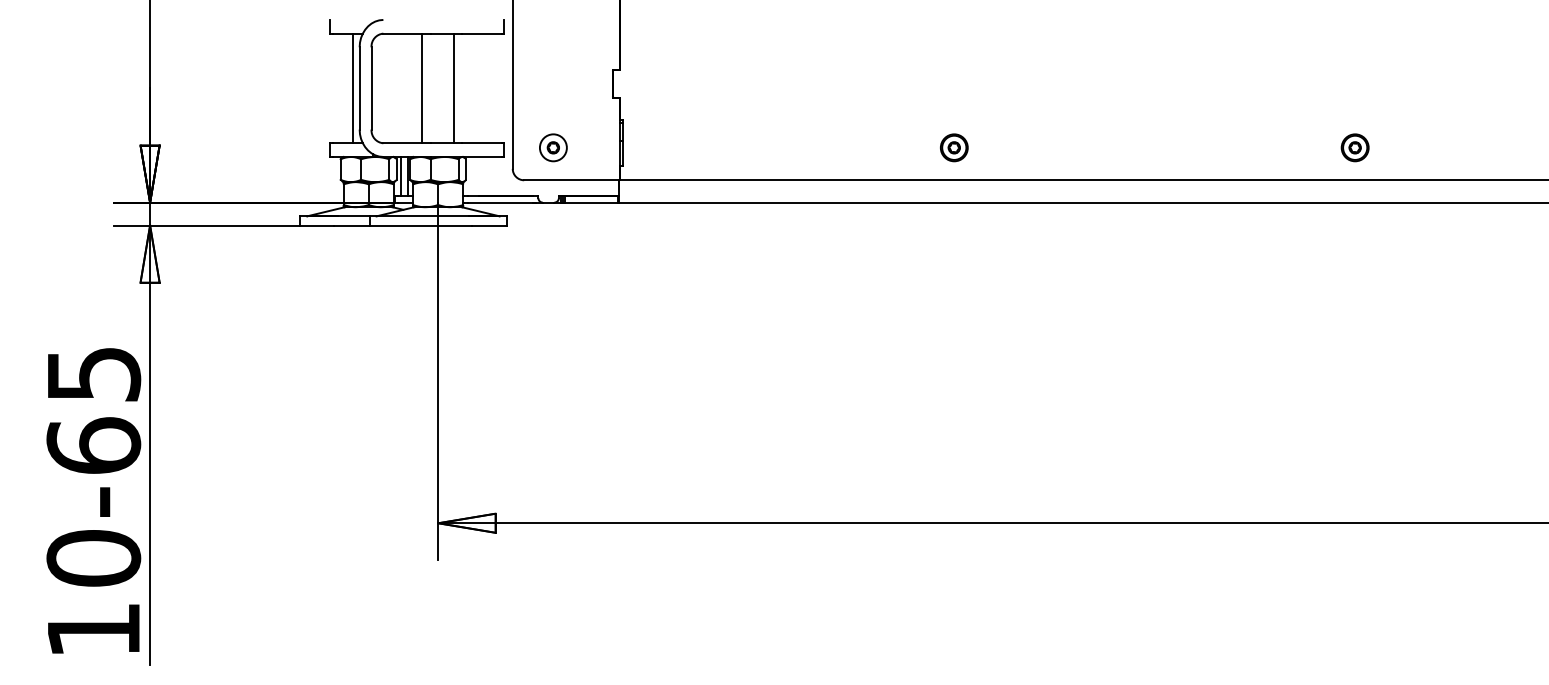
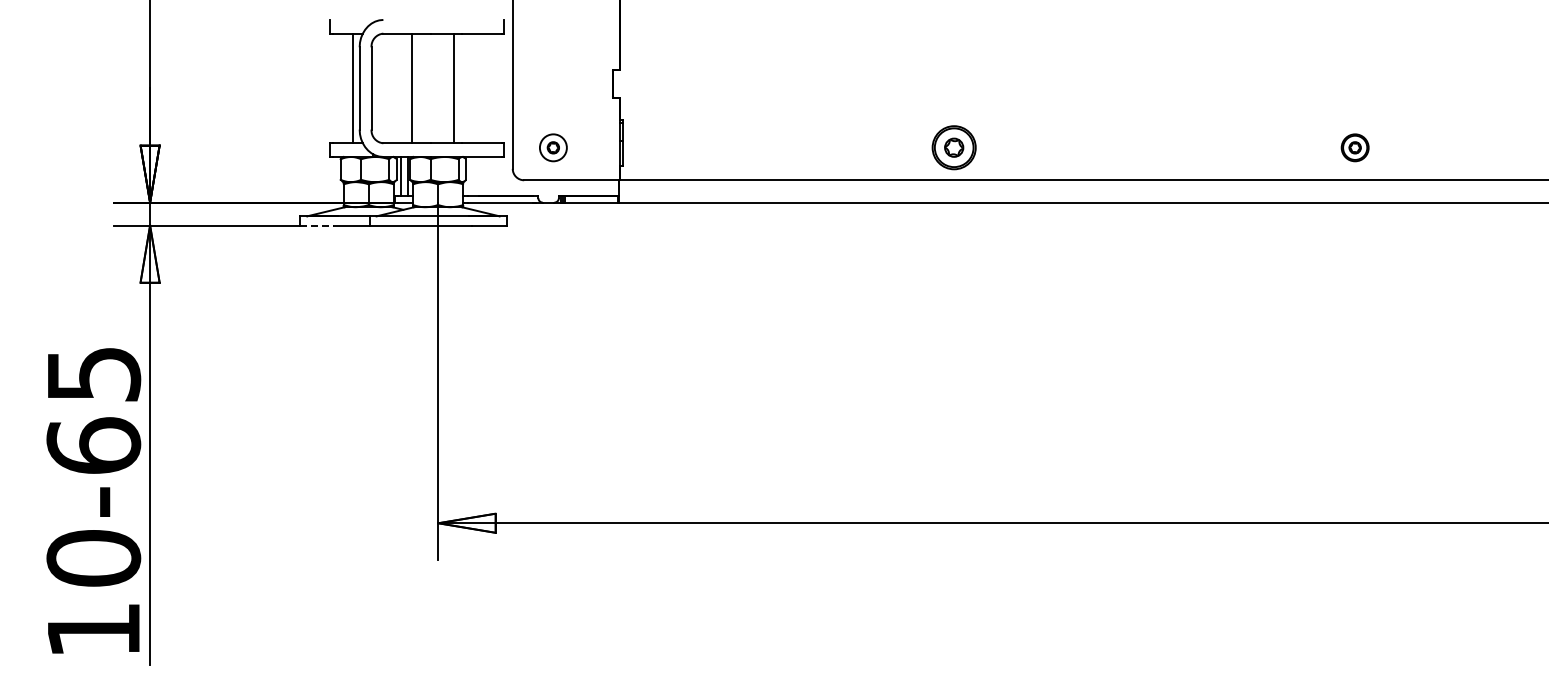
line position: (422, 88) -> (412, 88) (412, 88)
part size: 29x30 px -> 46x46 px (953, 147)
line: solid -> dashed (317, 225)
